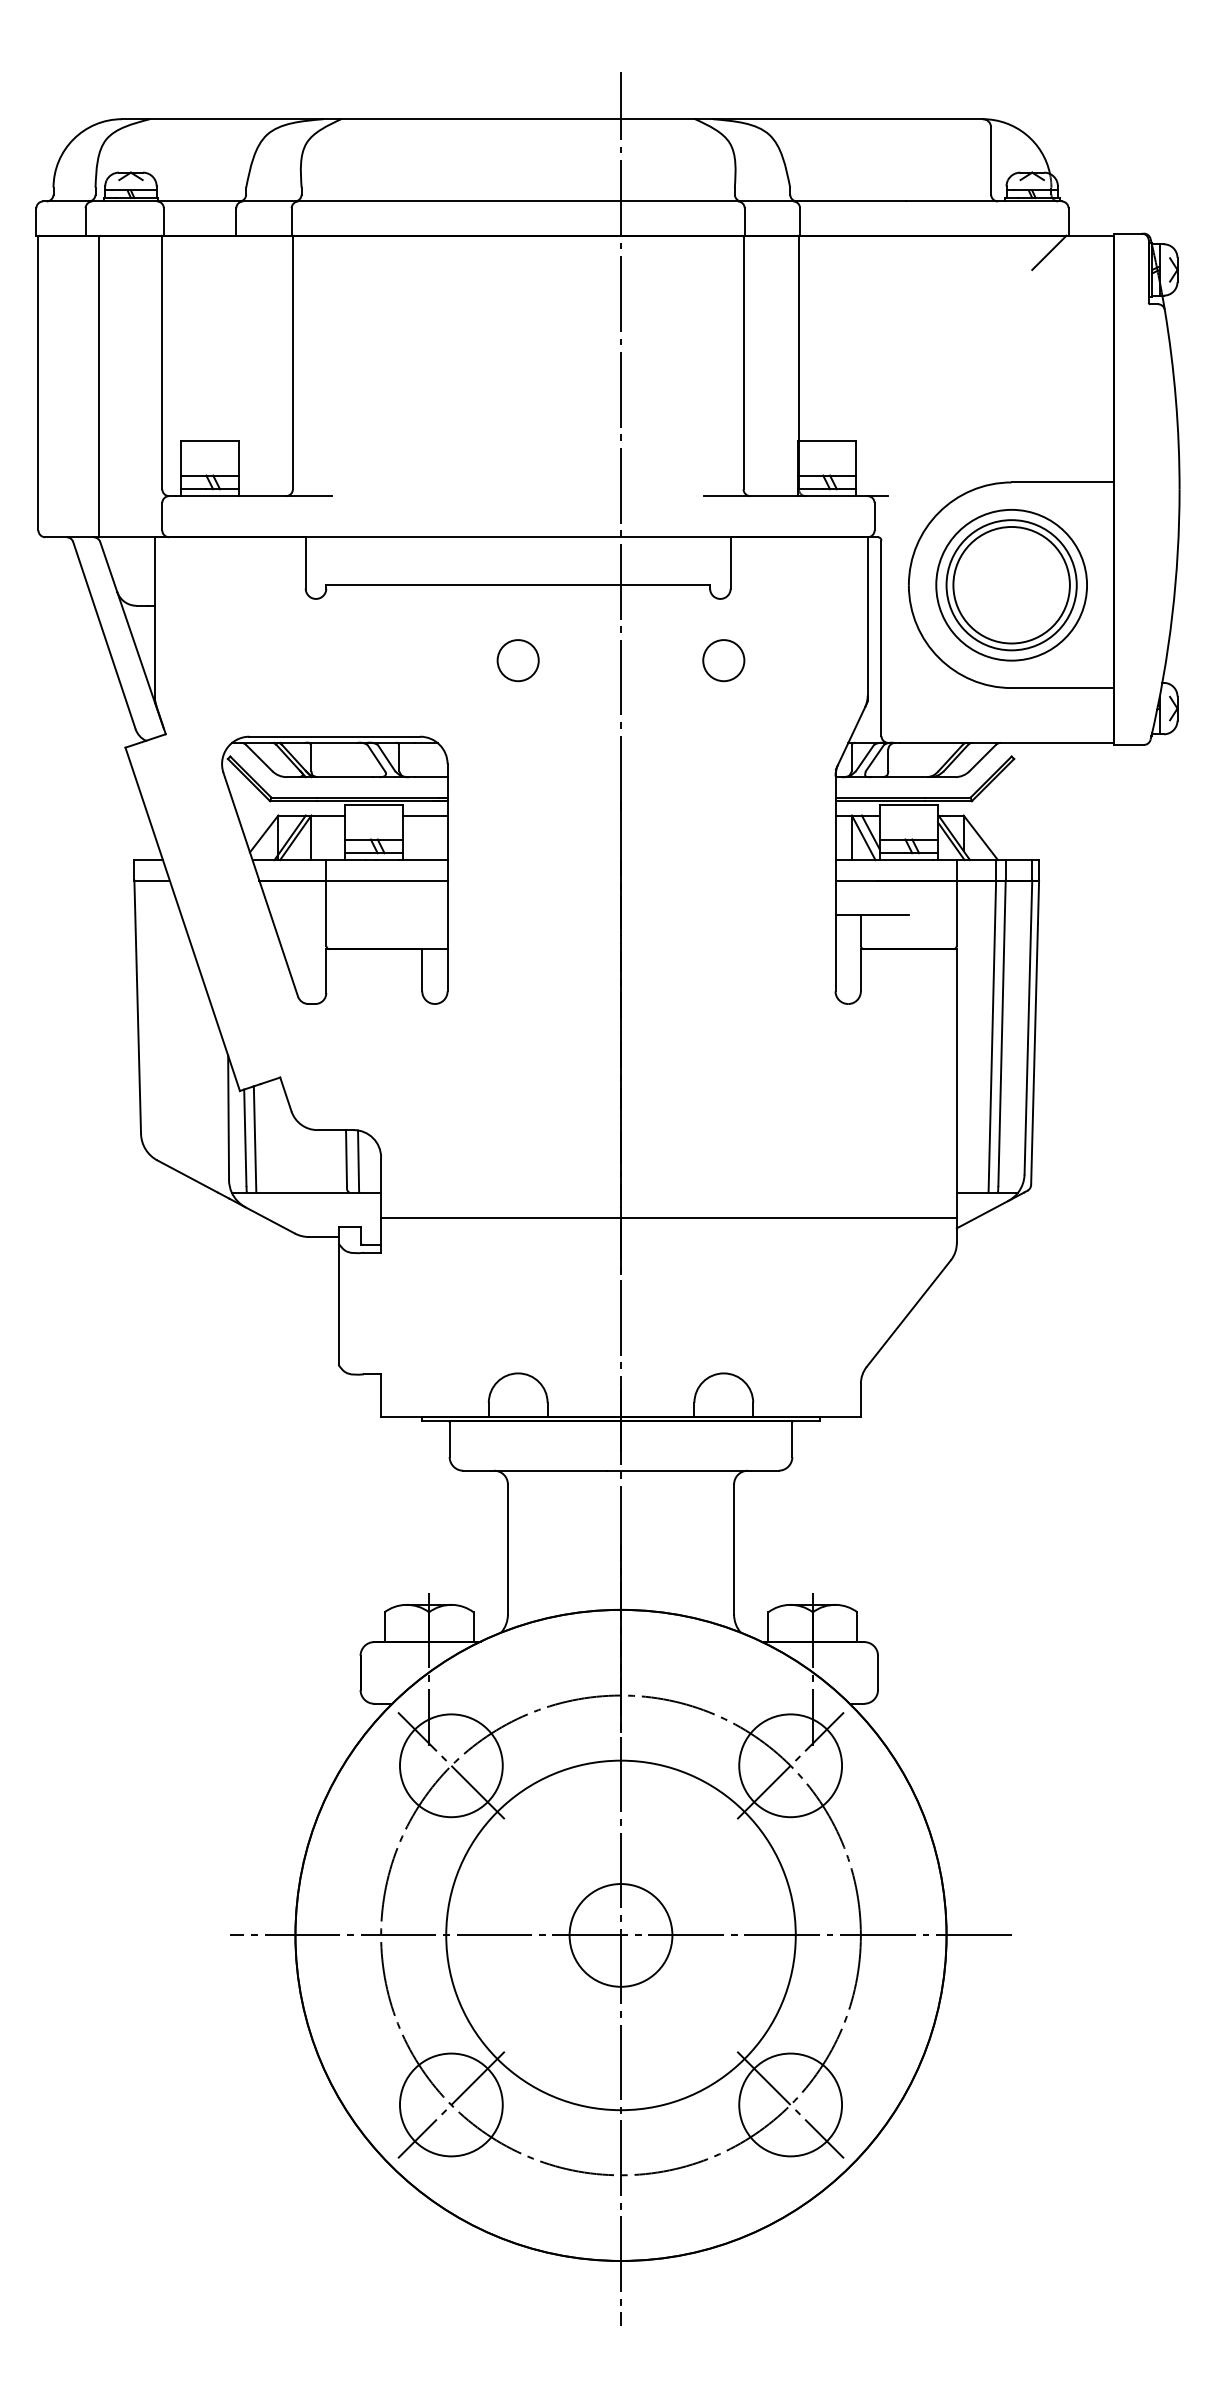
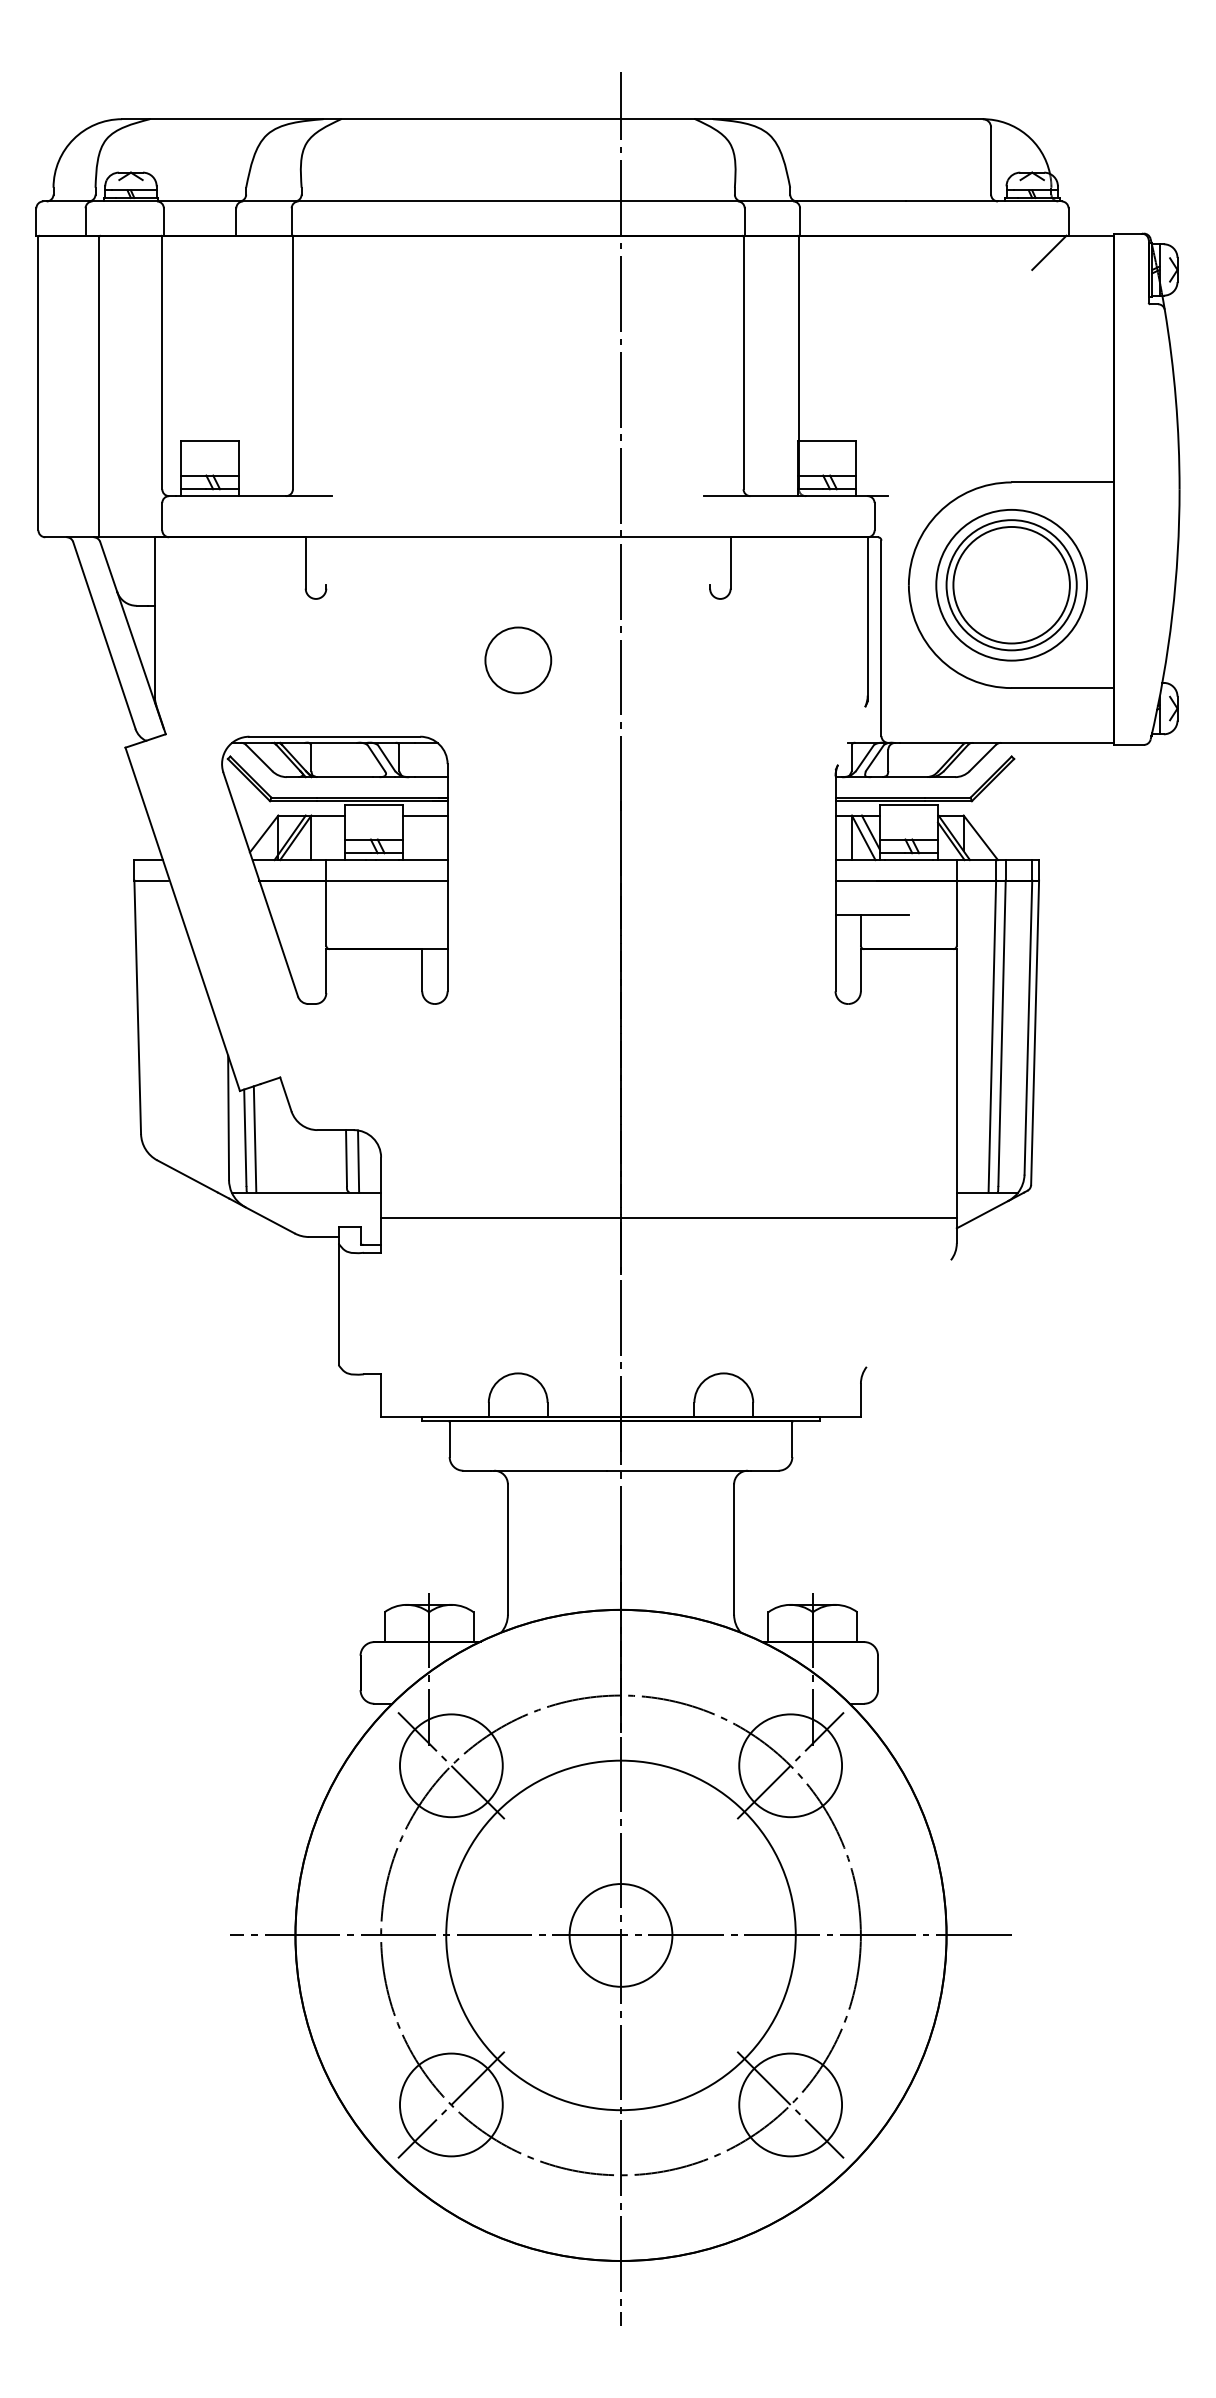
line: present -> none (518, 585)
circle size: 44x44 px -> 69x69 px (518, 660)
circle: present -> none (723, 660)
line: present -> none (851, 735)
line: present -> none (908, 1313)
